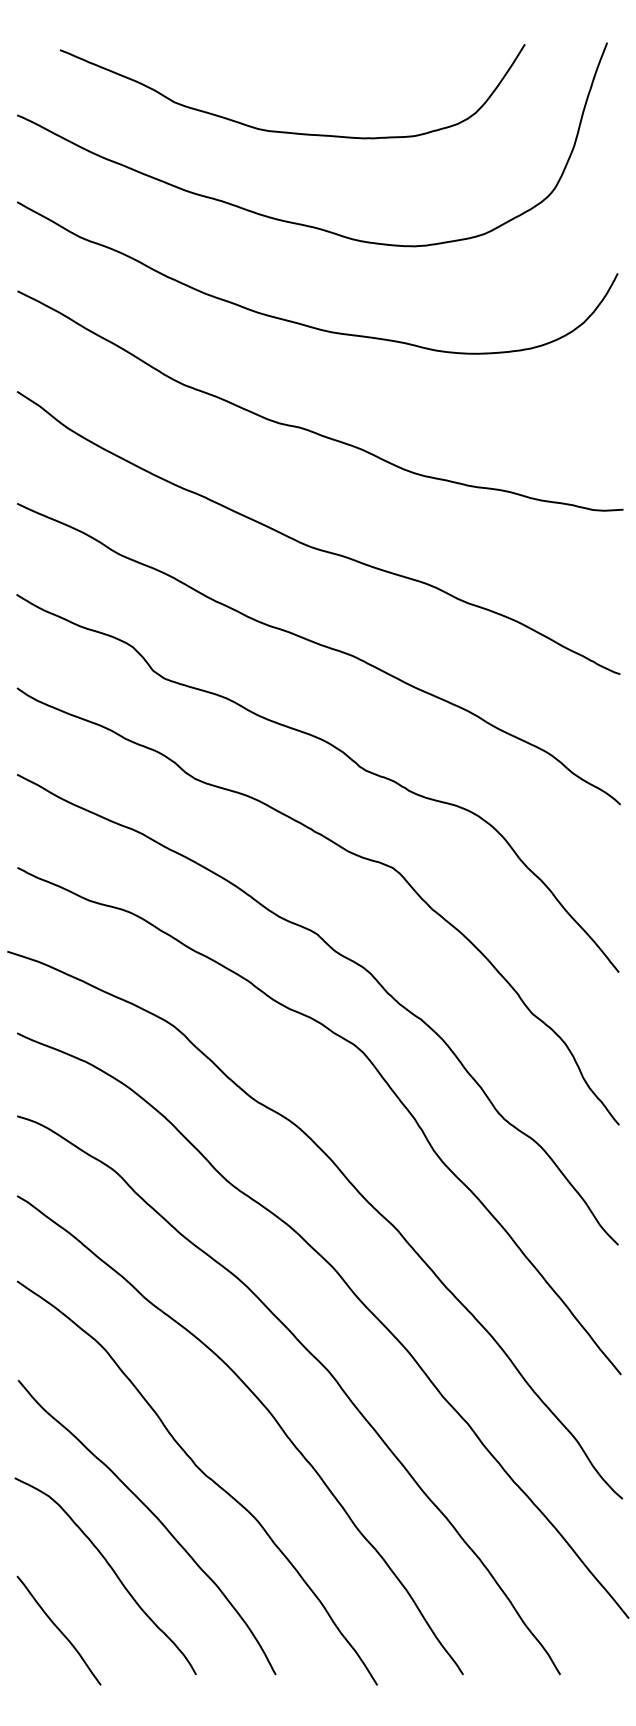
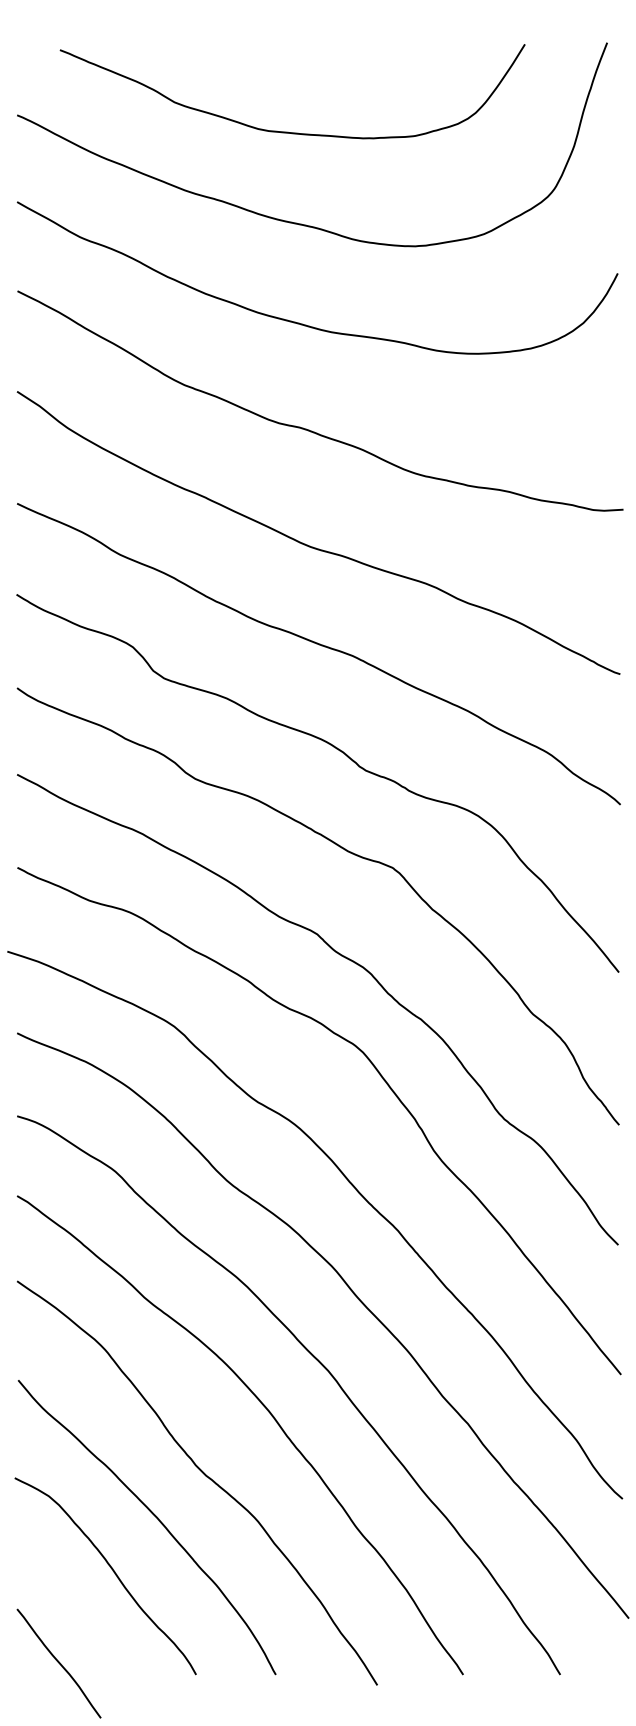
curve position: (58, 1630) -> (58, 1663) (58, 1663)
